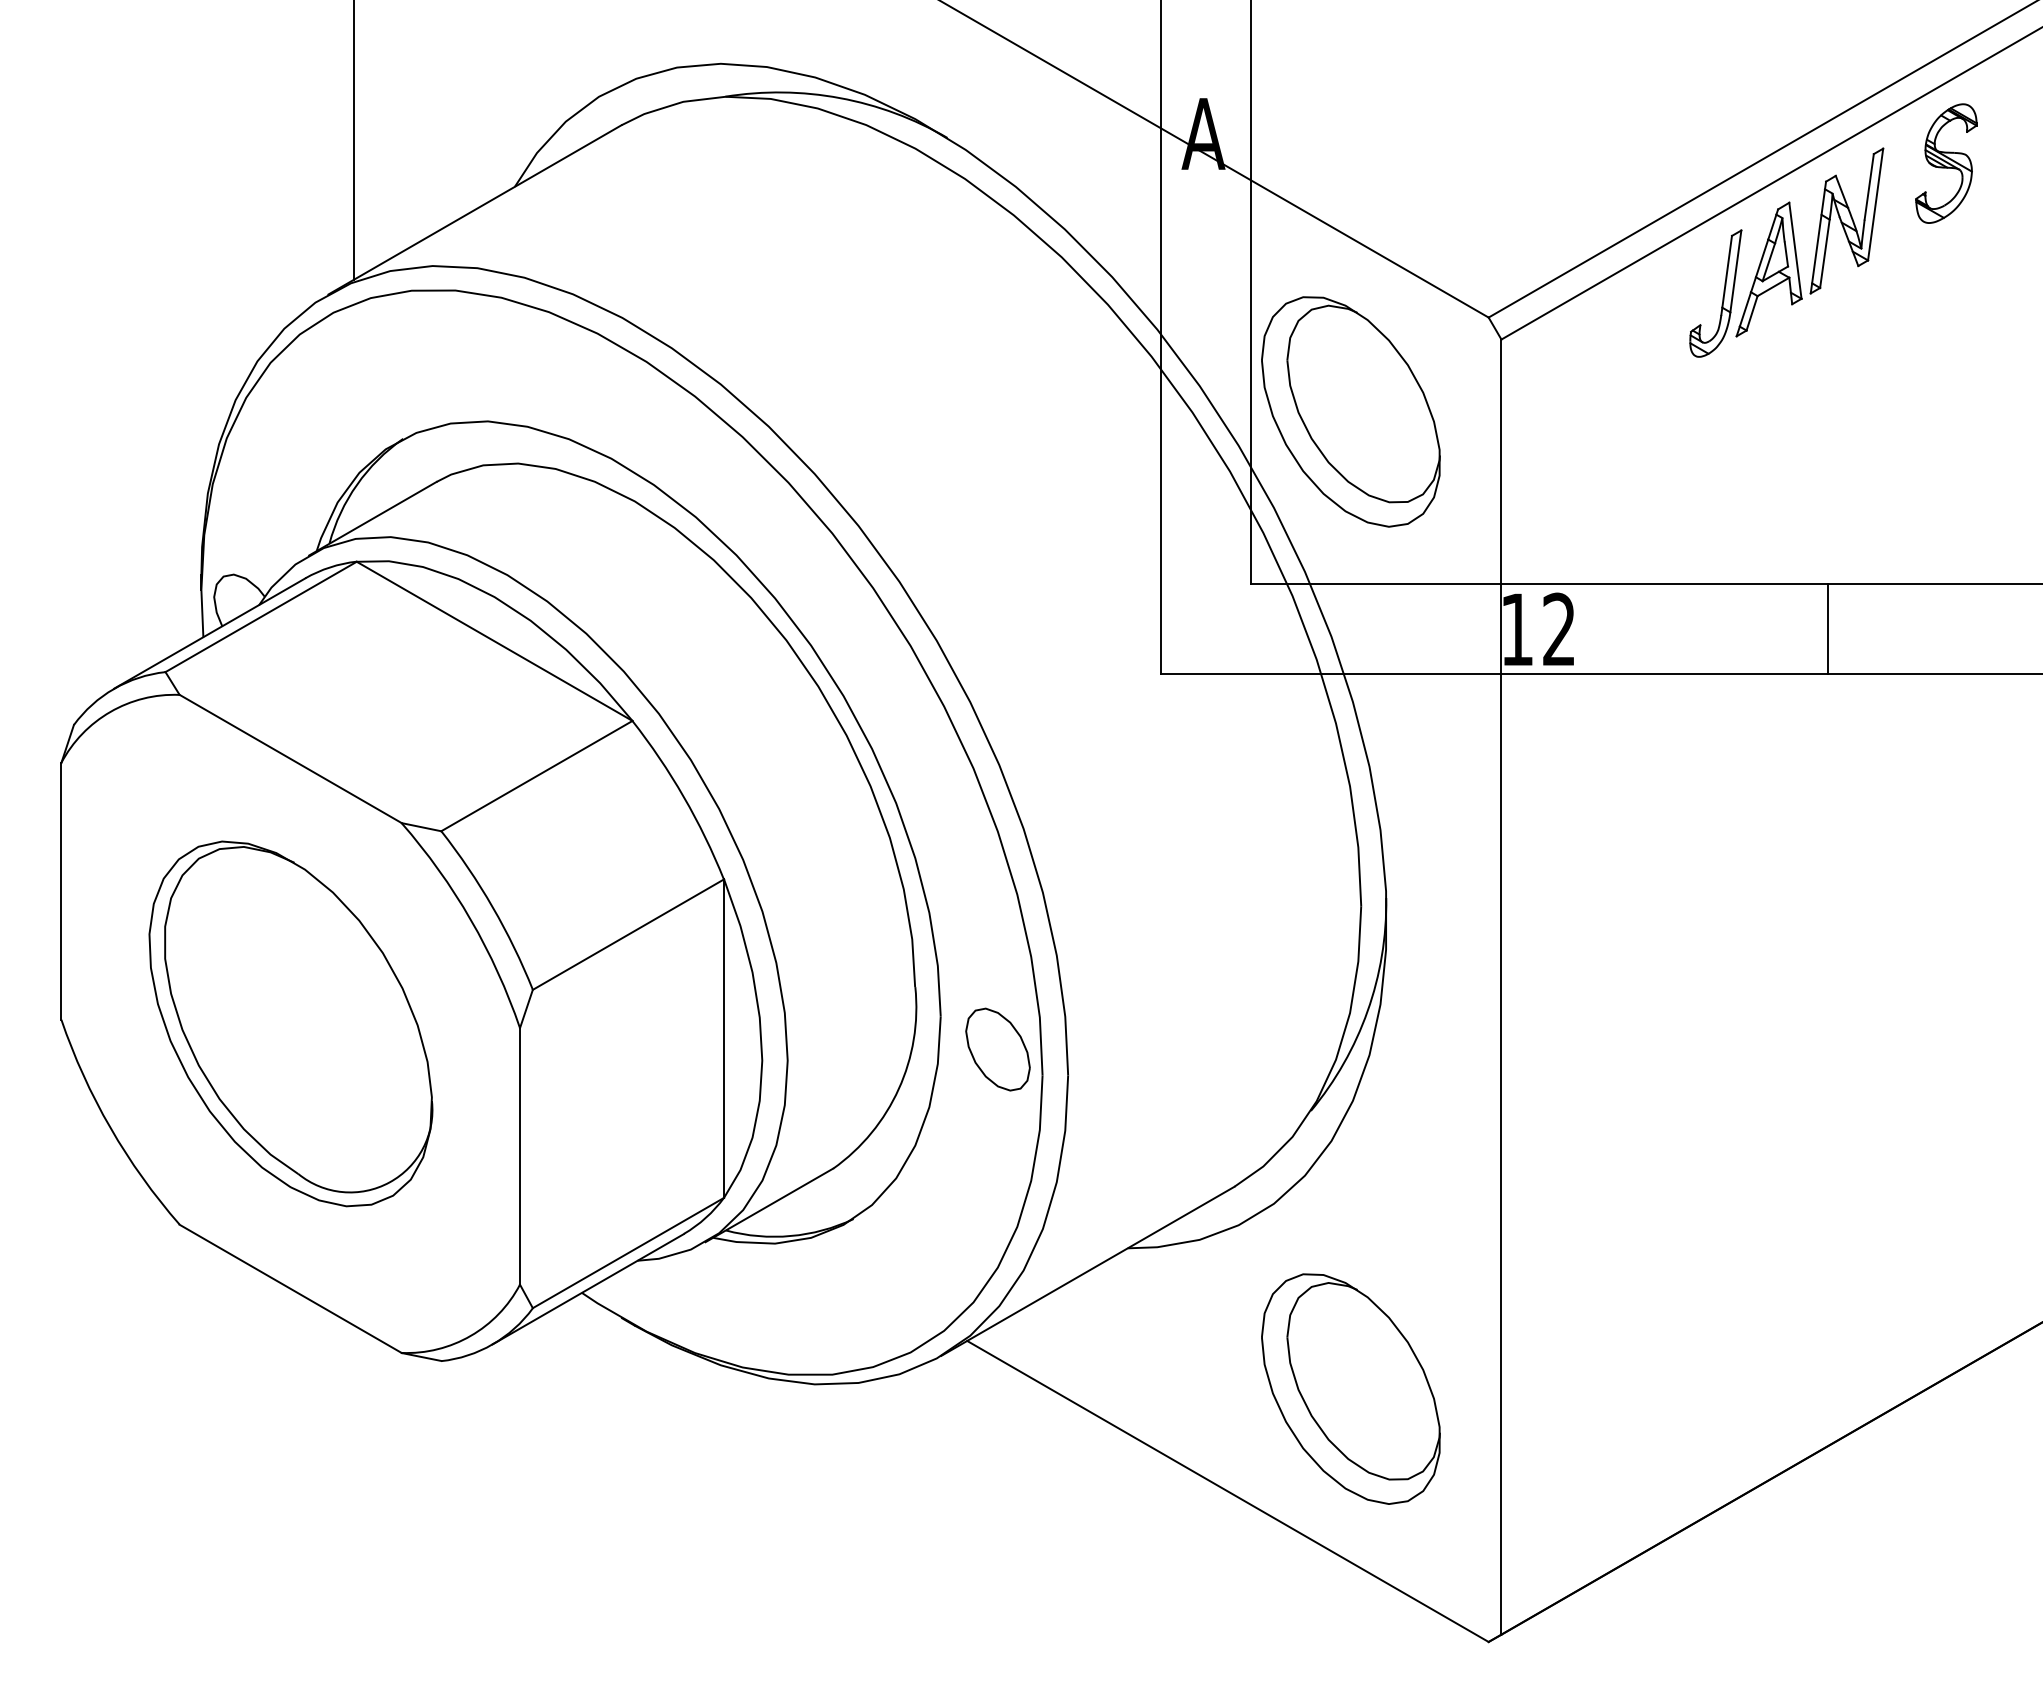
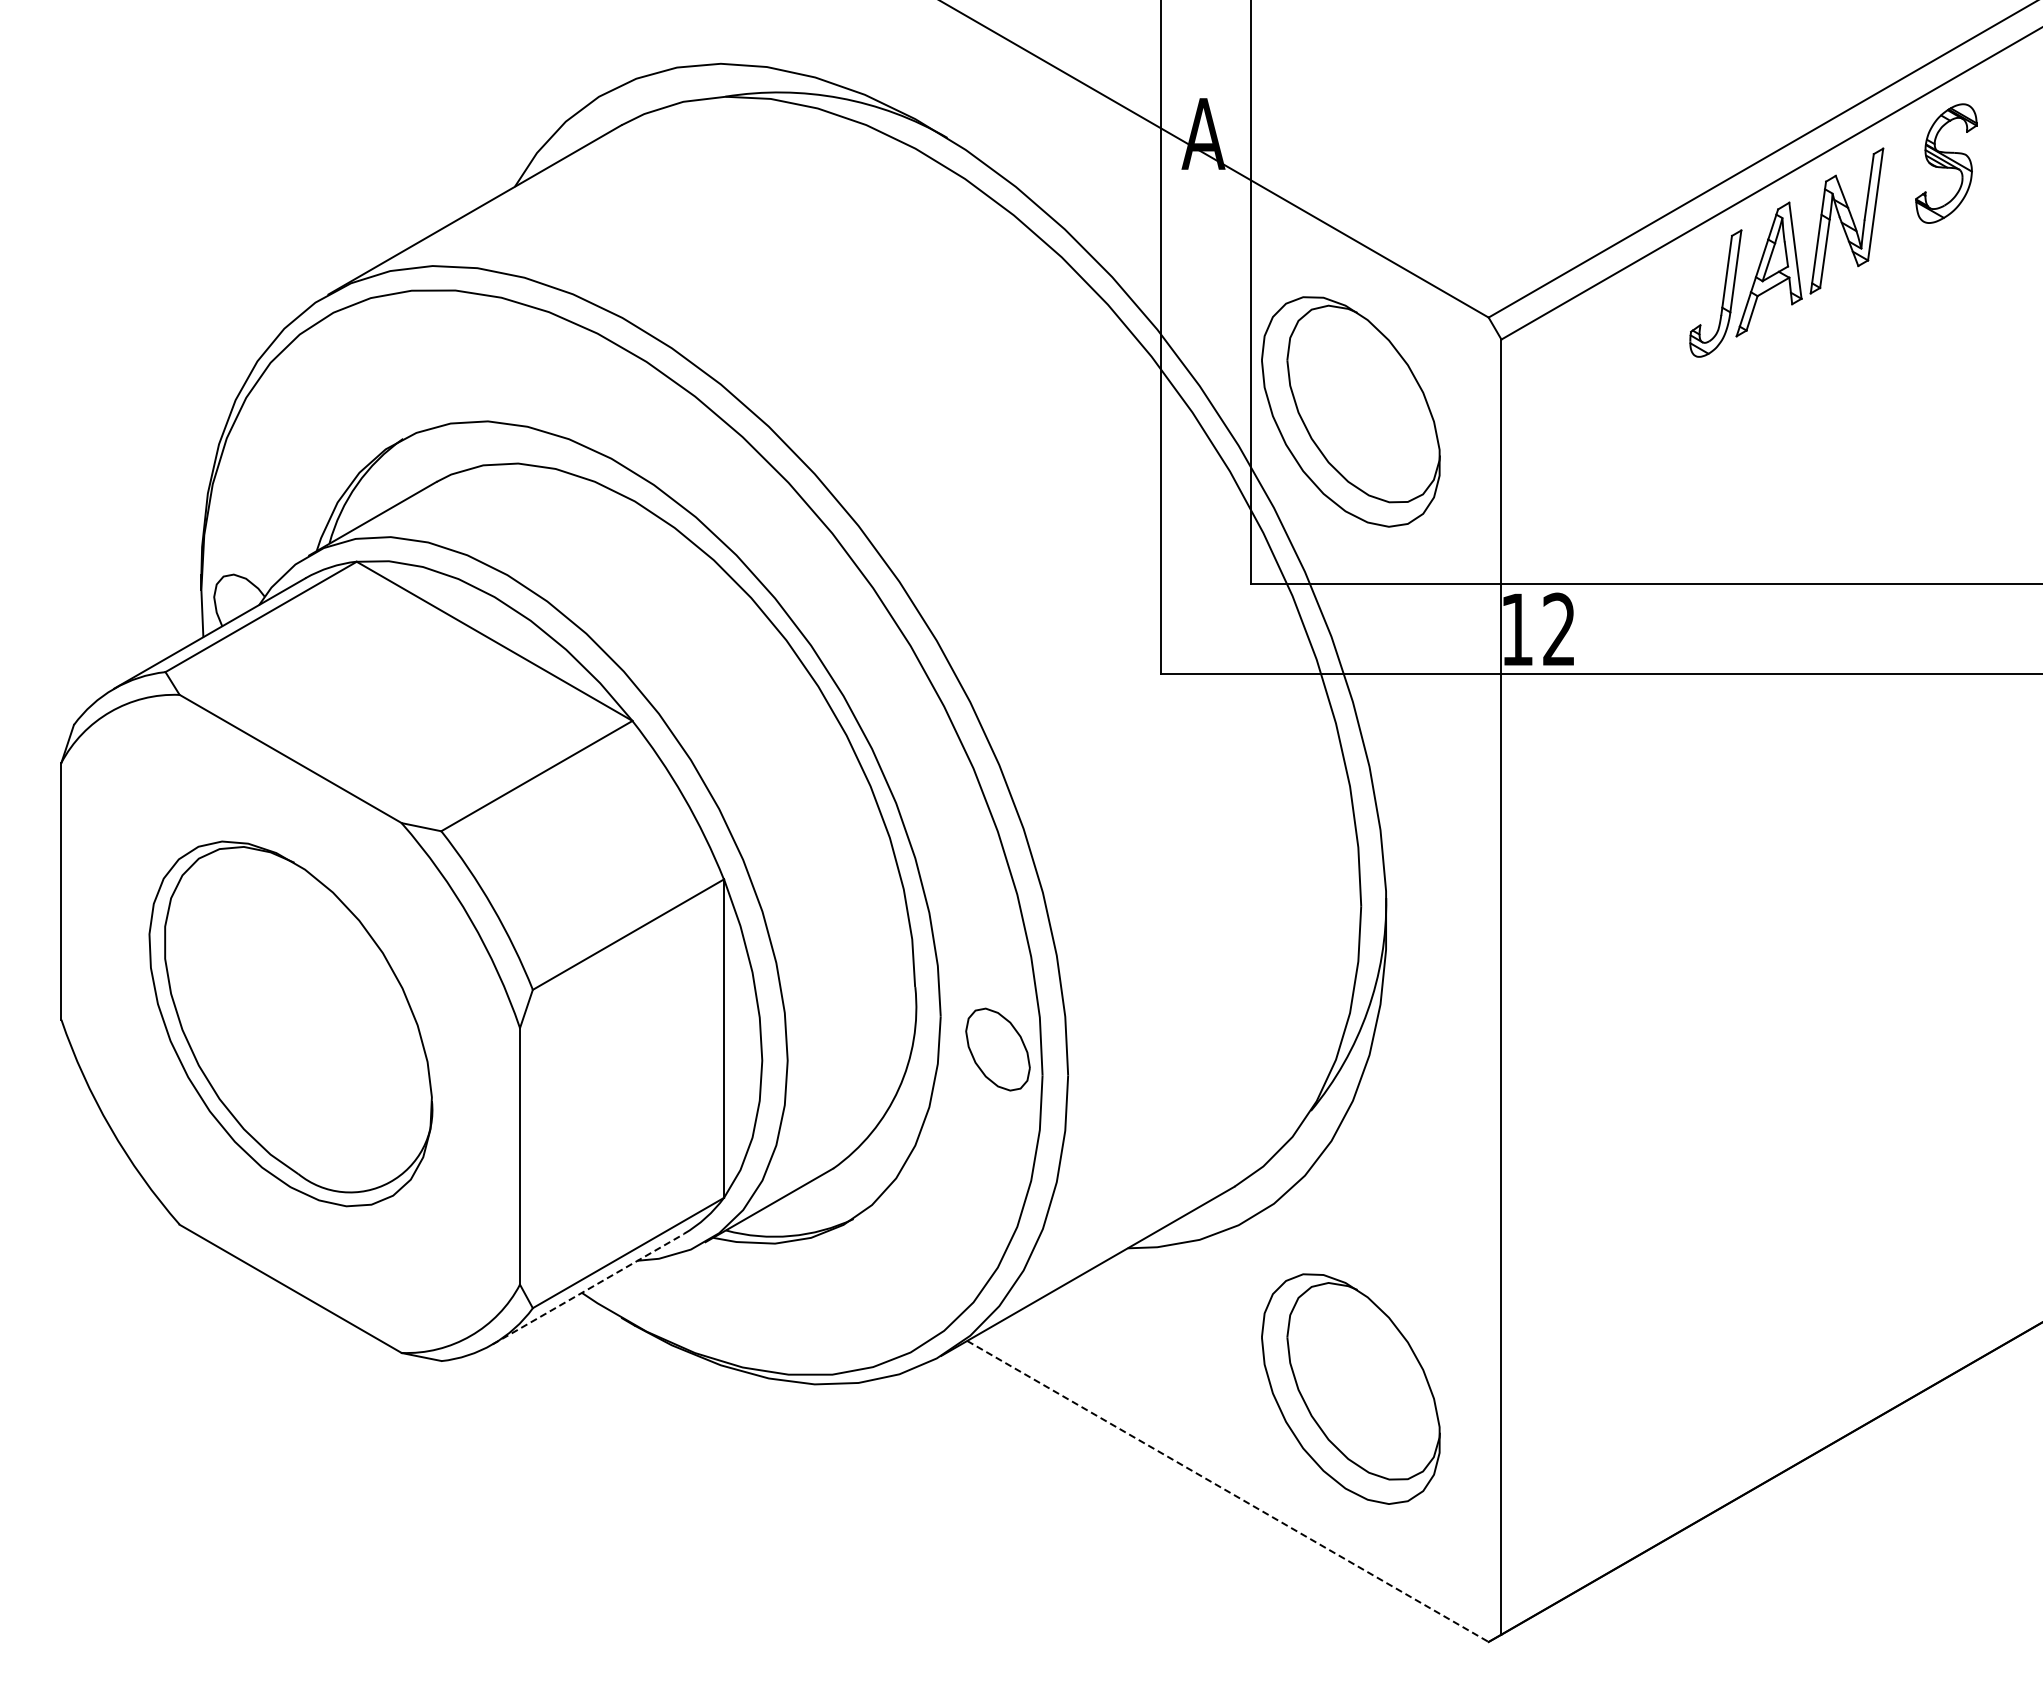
line: present -> none (354, 140)
line: present -> none (1828, 629)
line: solid -> dashed (588, 1288)
line: solid -> dashed (1228, 1491)
